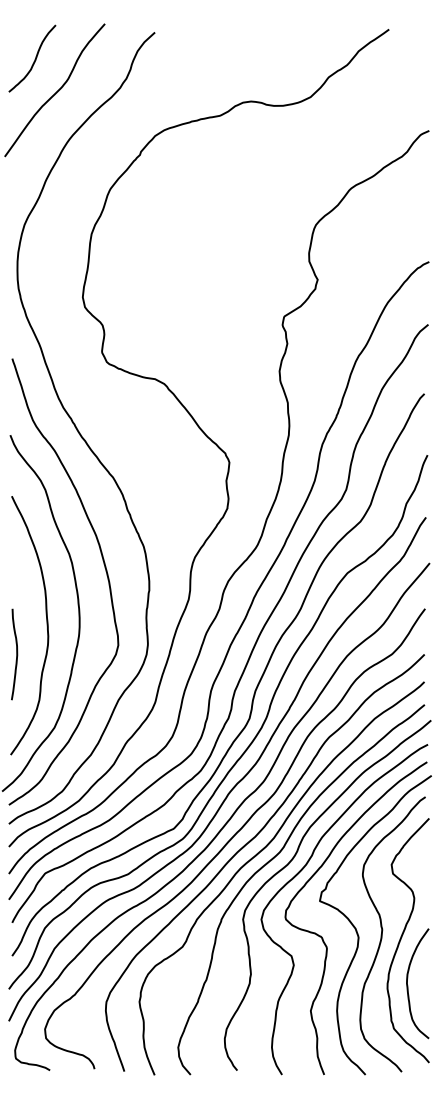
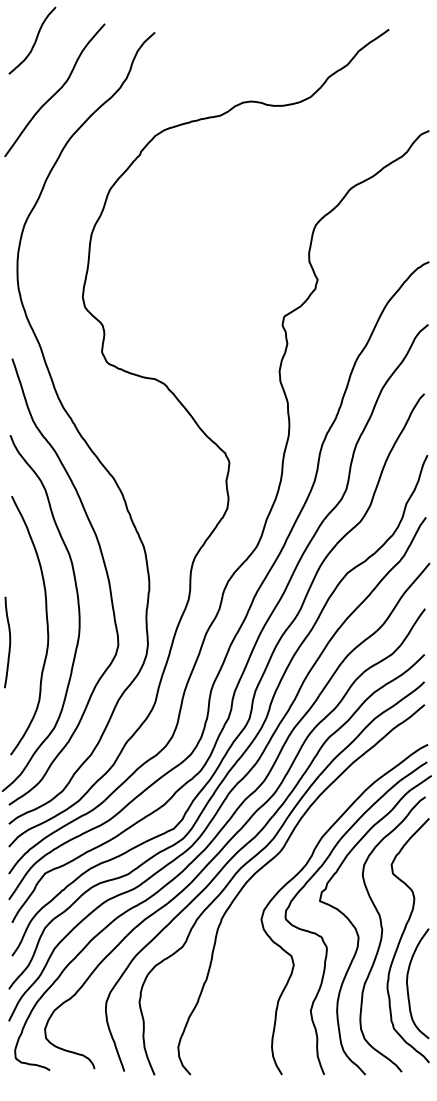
curve position: (34, 59) -> (34, 41) (34, 41)
curve position: (16, 654) -> (9, 642) (9, 642)
curve: present -> none (289, 864)
